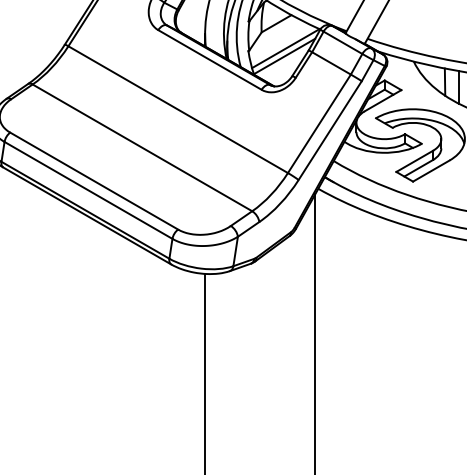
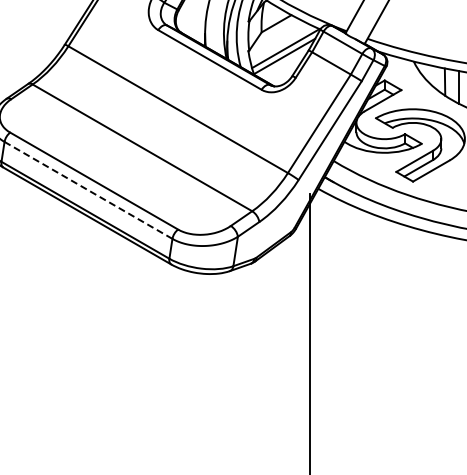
line: solid -> dashed (88, 190)
line position: (315, 332) -> (310, 332) (310, 332)
line: present -> none (205, 372)
